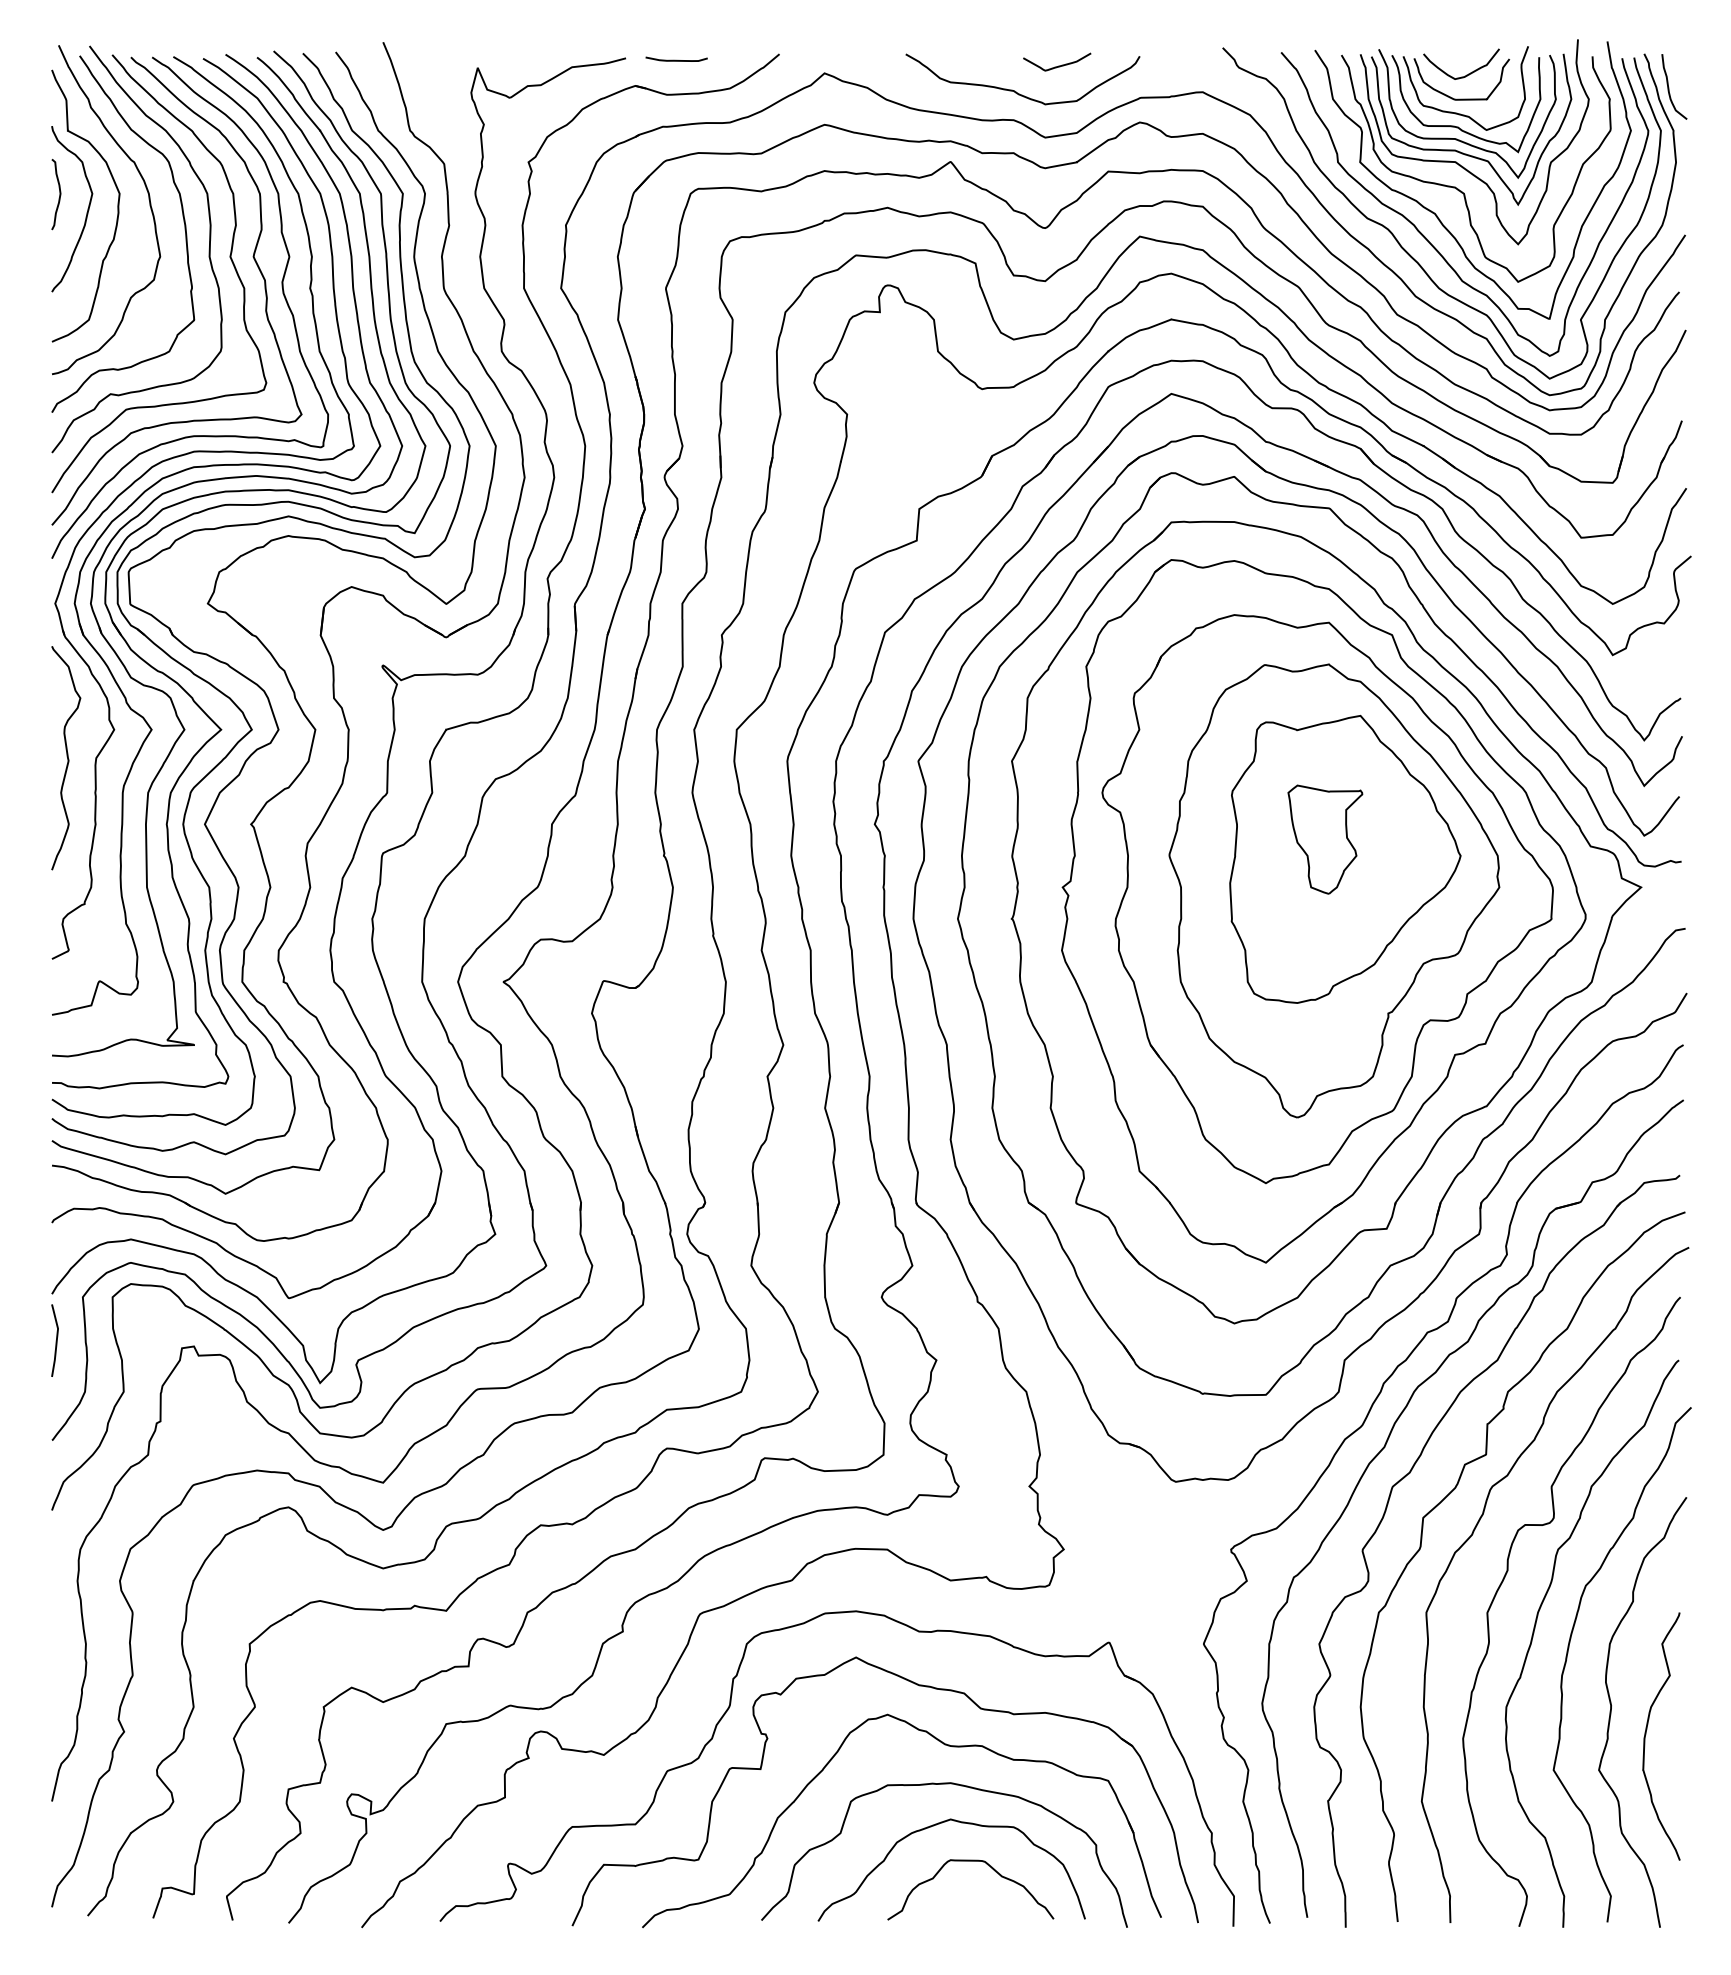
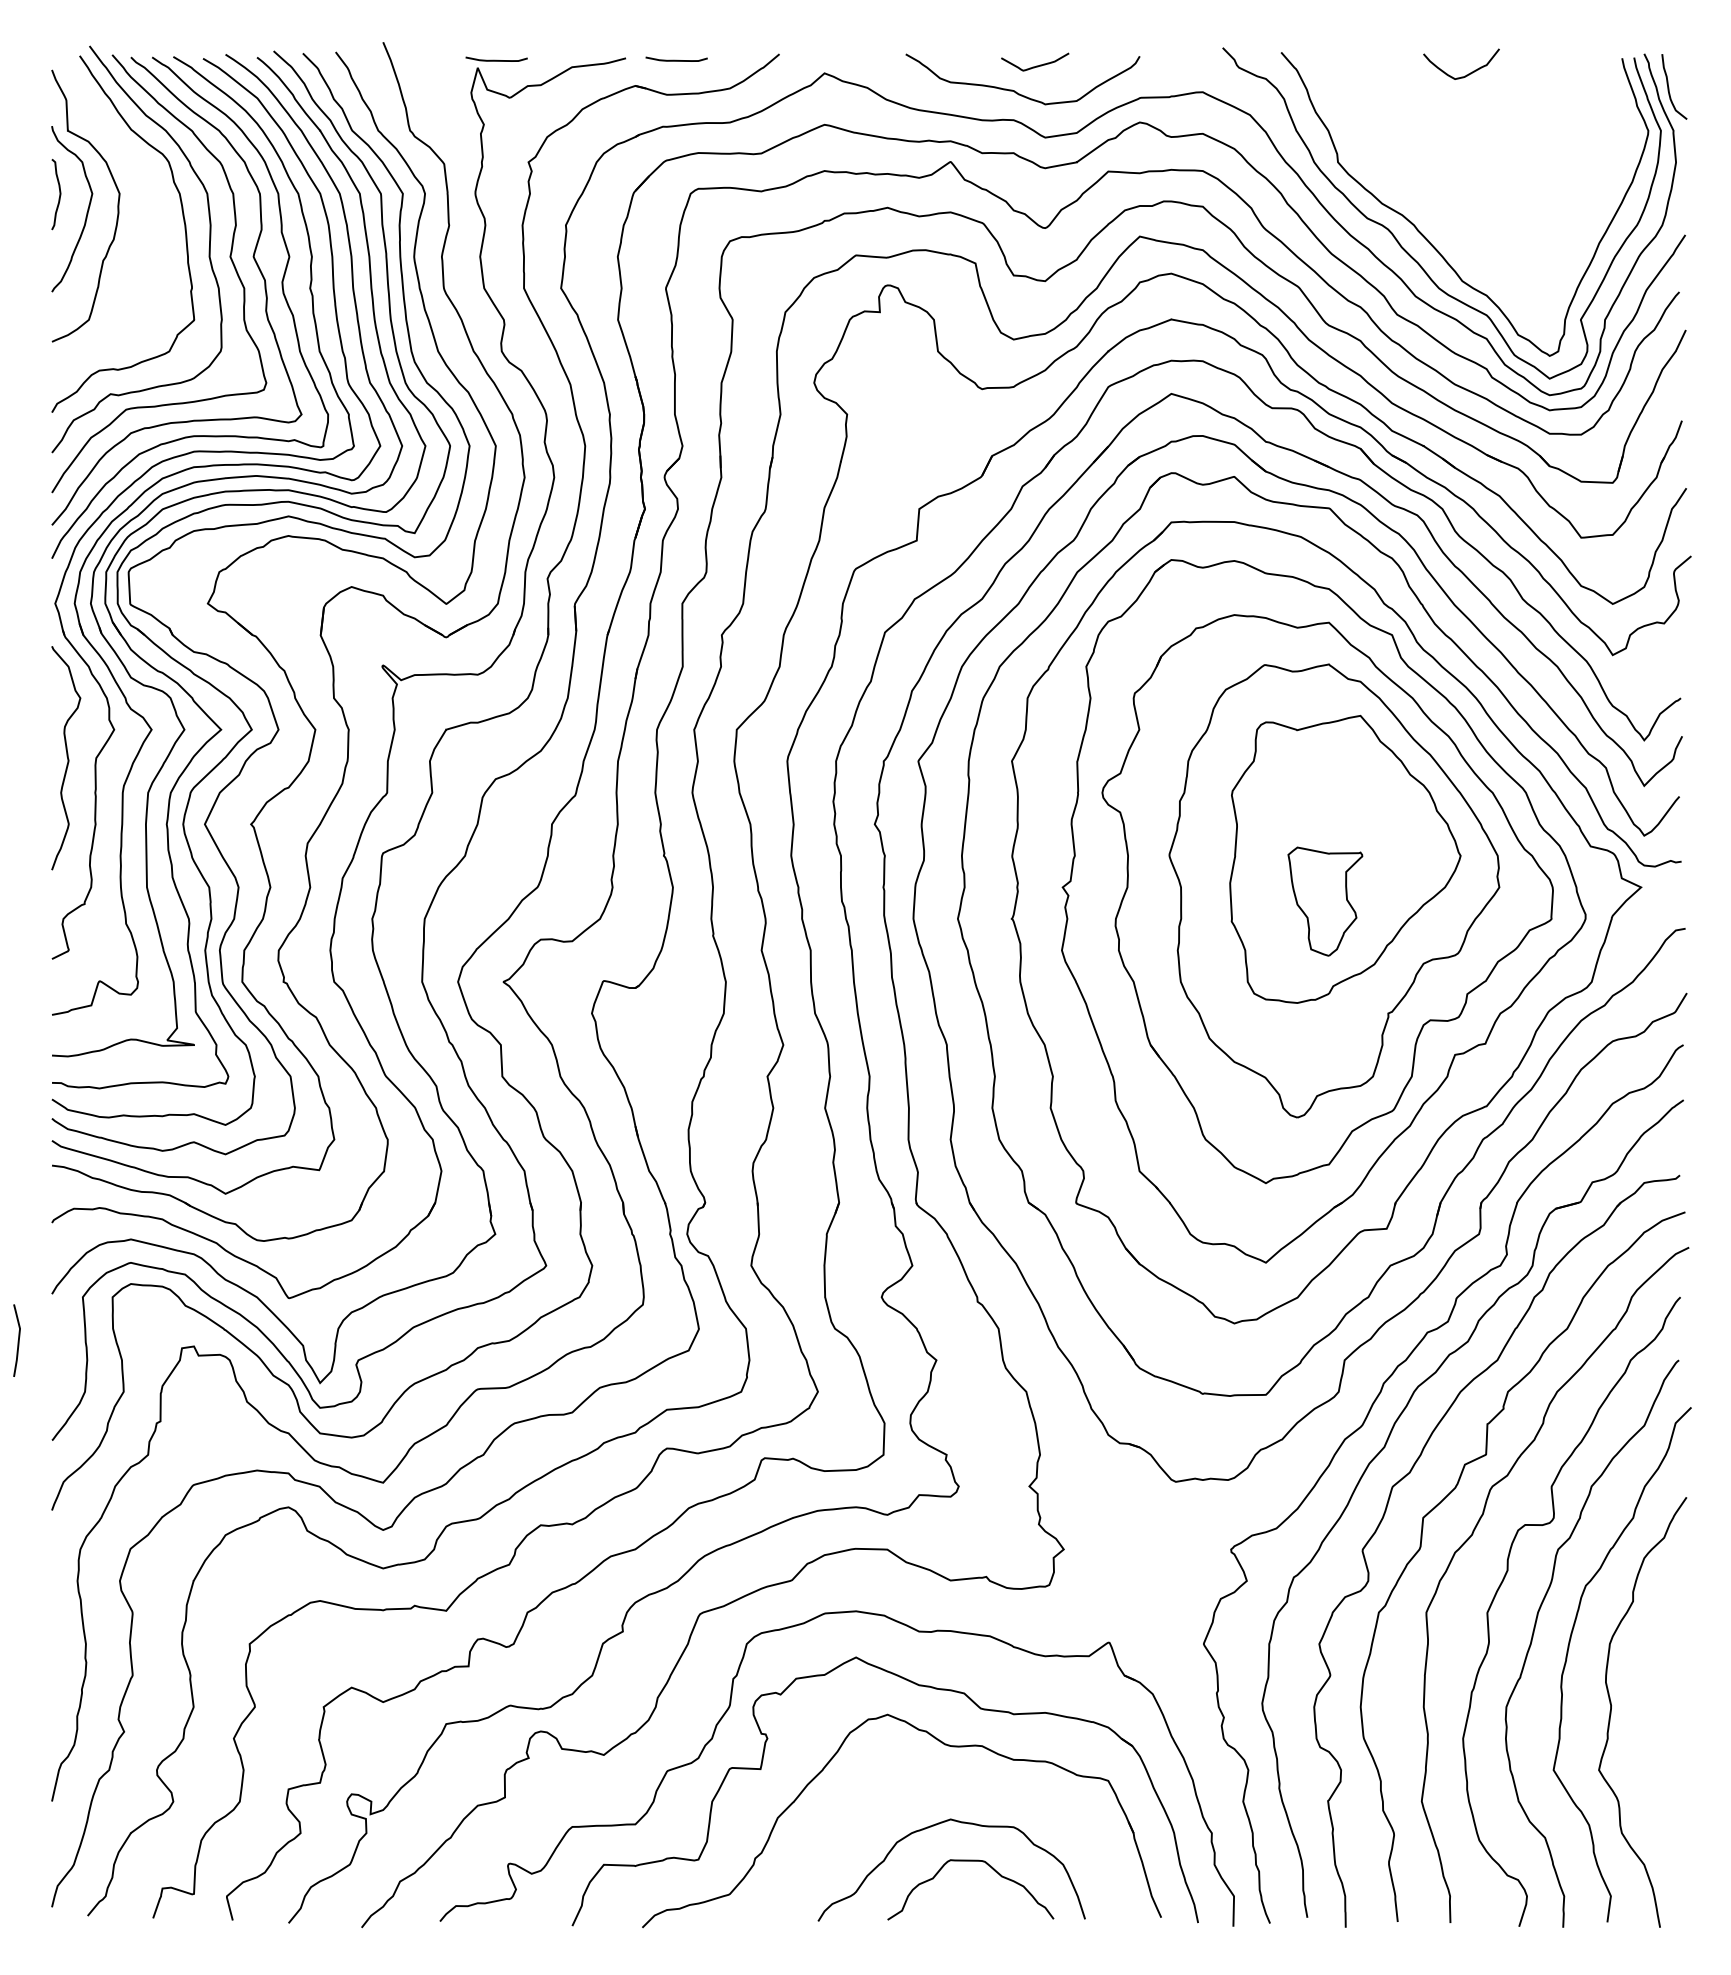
curve: none -> present (496, 59)
curve position: (1058, 65) -> (1036, 65) (1036, 65)
part: present -> none (1472, 179)
curve: present -> none (149, 206)
part position: (1325, 839) -> (1325, 901) (1325, 901)
curve position: (55, 1340) -> (17, 1340) (17, 1340)
curve: present -> none (1646, 1734)
curve: present -> none (960, 1786)
